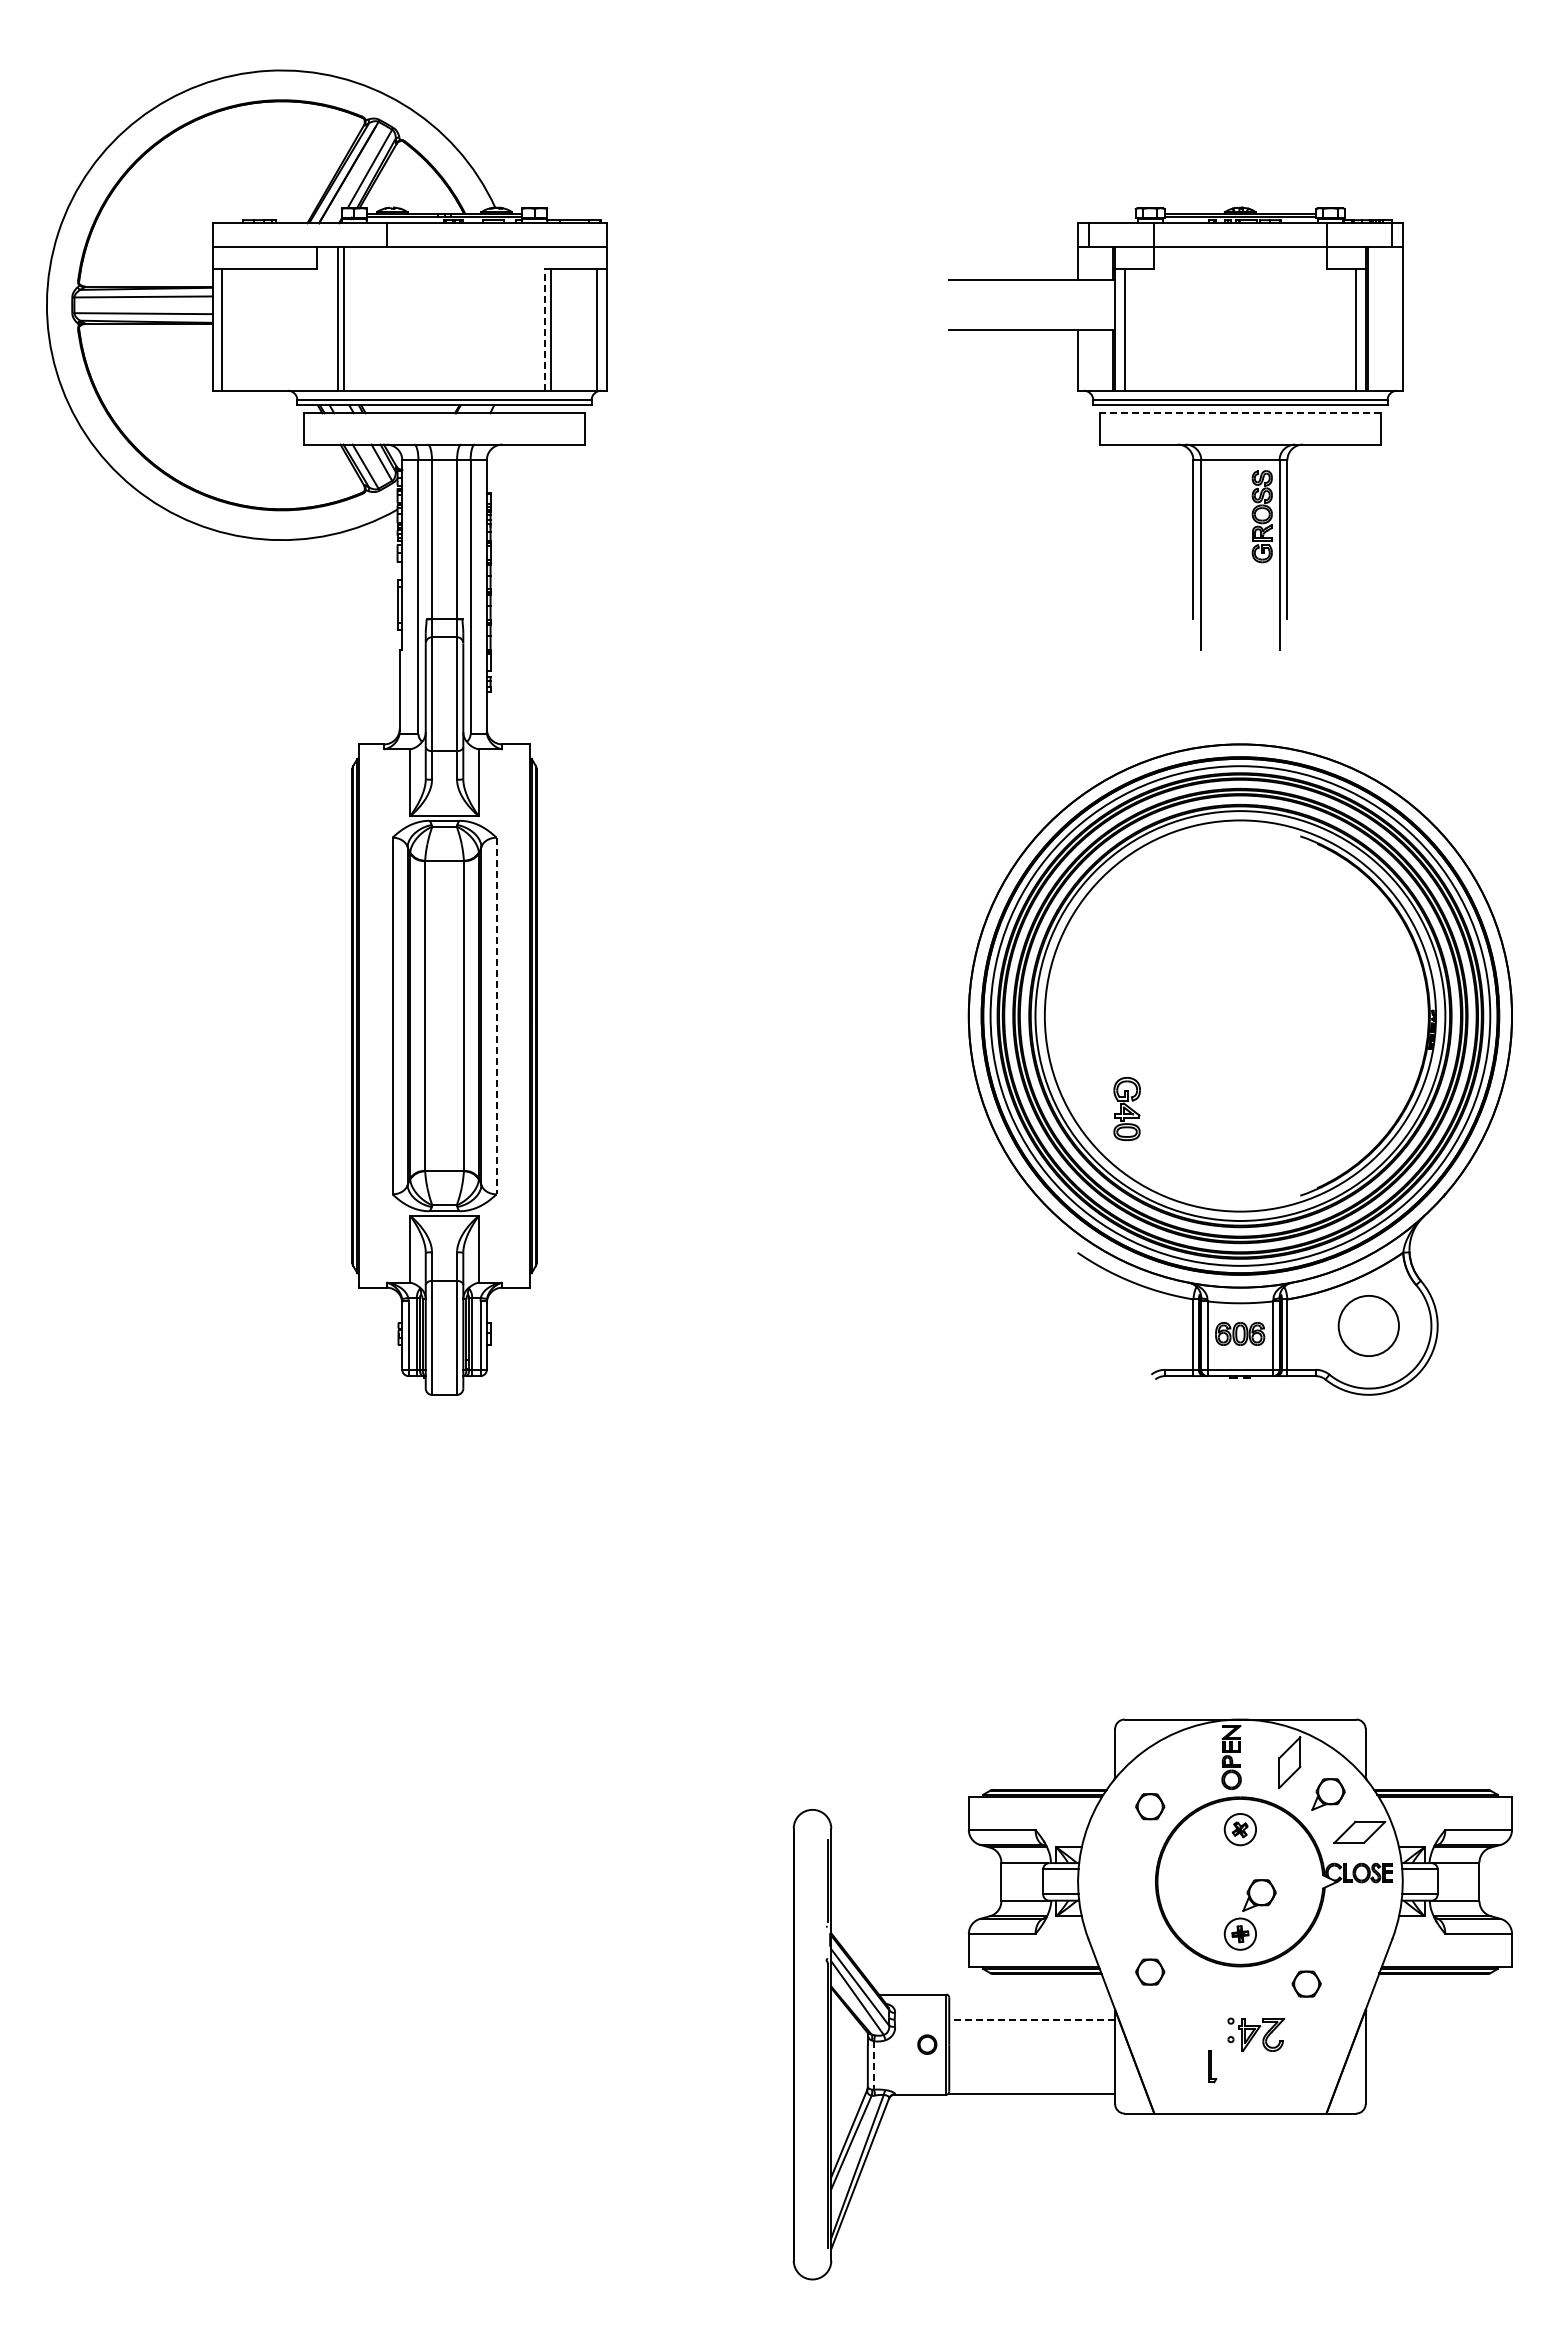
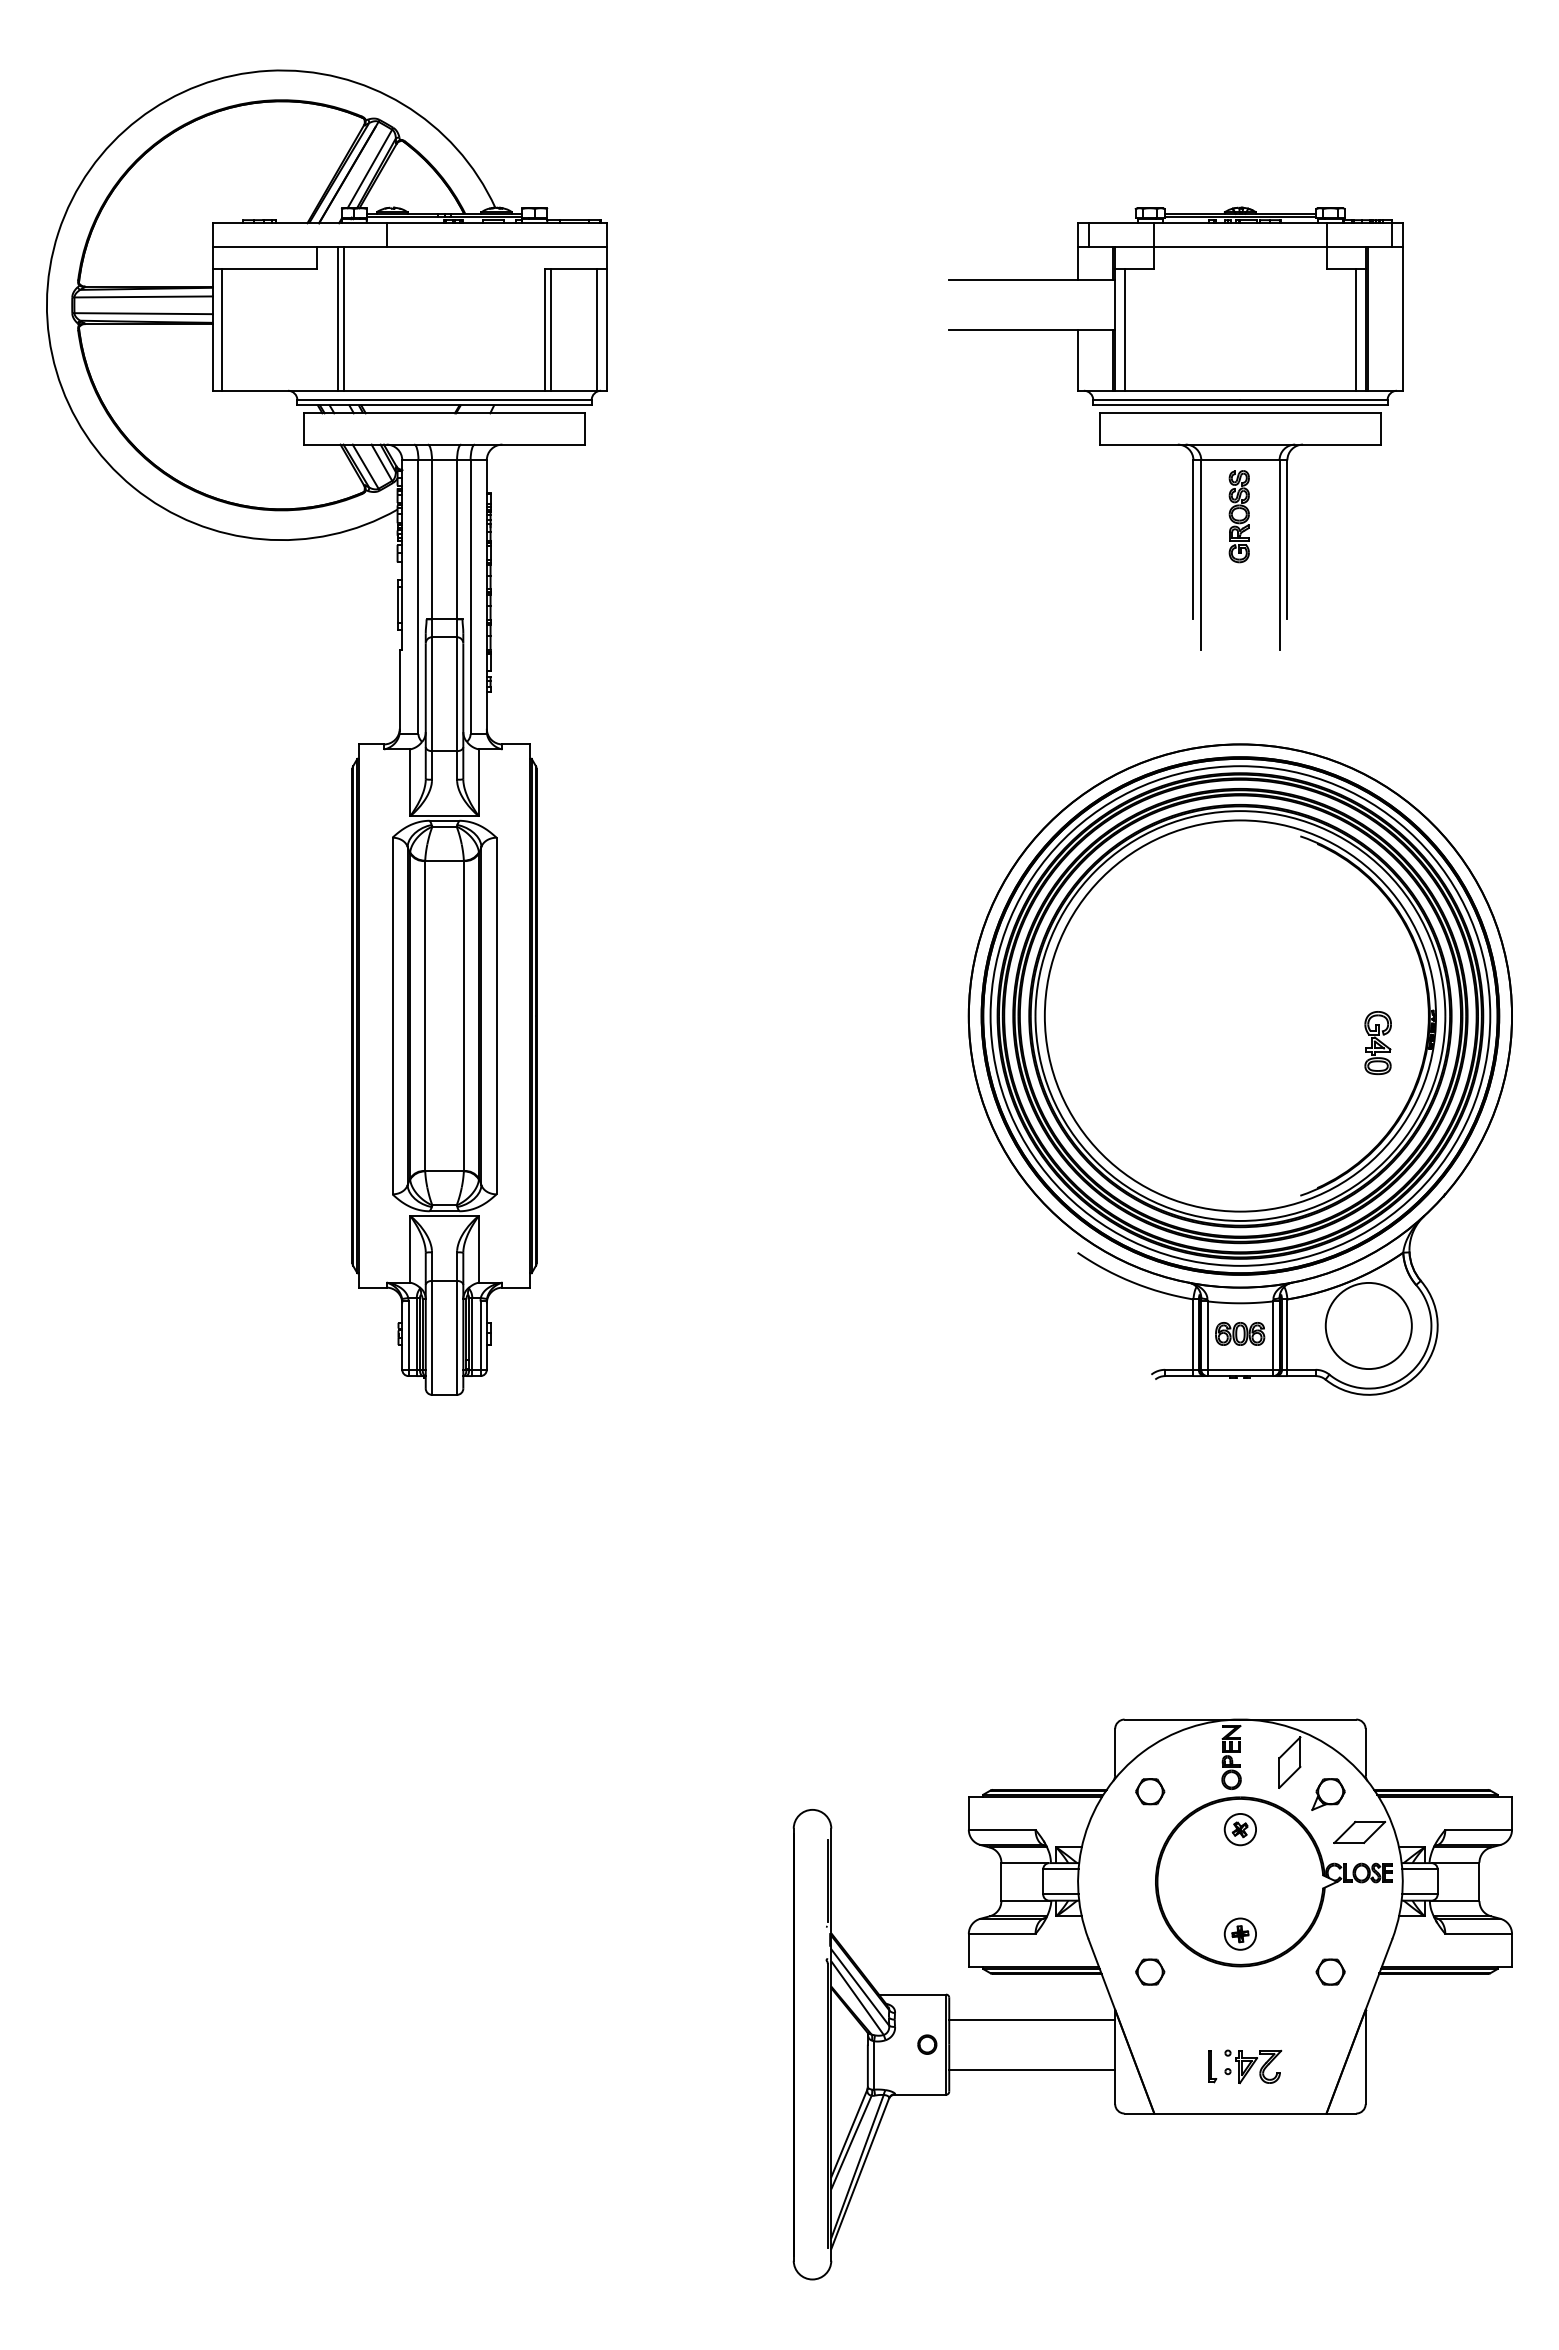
line: dashed -> solid (545, 329)
line: dashed -> solid (1240, 413)
part position: (1261, 516) -> (1238, 516) (1238, 516)
line: dashed -> solid (496, 1016)
part position: (1126, 1108) -> (1377, 1042) (1377, 1042)
circle diameter: 60 px -> 86 px (1368, 1325)
part position: (1150, 1806) -> (1150, 1791) (1150, 1791)
part: present -> none (1259, 1895)
part position: (1306, 1983) -> (1330, 1971) (1330, 1971)
line: dashed -> solid (1032, 2019)
part position: (1256, 2034) -> (1253, 2066) (1253, 2066)
line: dashed -> solid (874, 2065)
line position: (1032, 2093) -> (1032, 2069) (1032, 2069)
